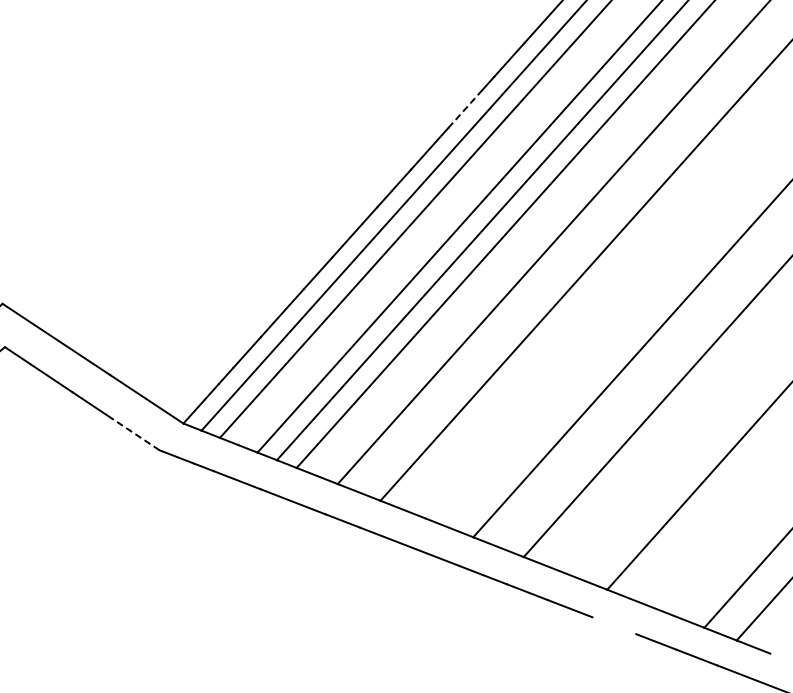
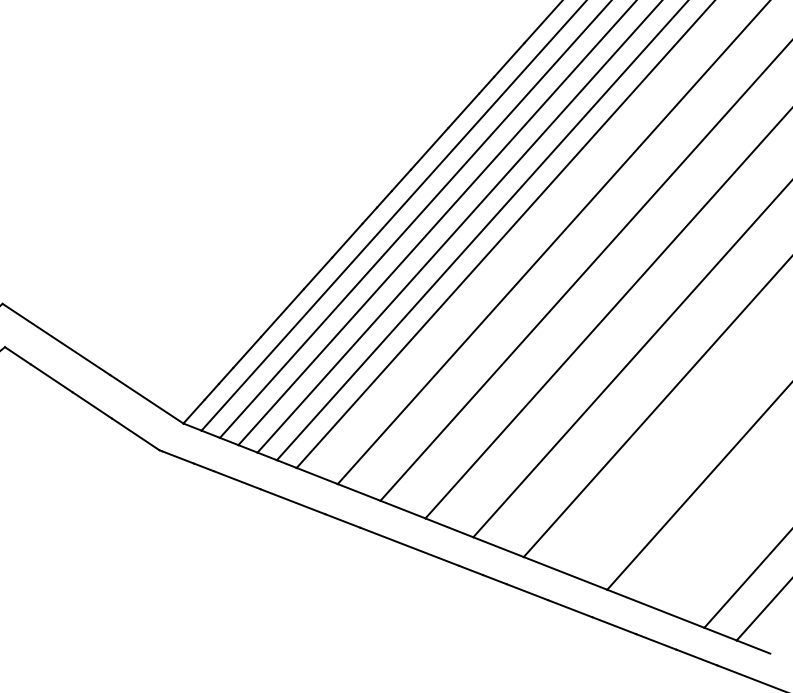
line: dashed -> solid (464, 110)
line: none -> present (436, 223)
line: none -> present (607, 314)
line: dashed -> solid (135, 434)
line: none -> present (614, 625)
